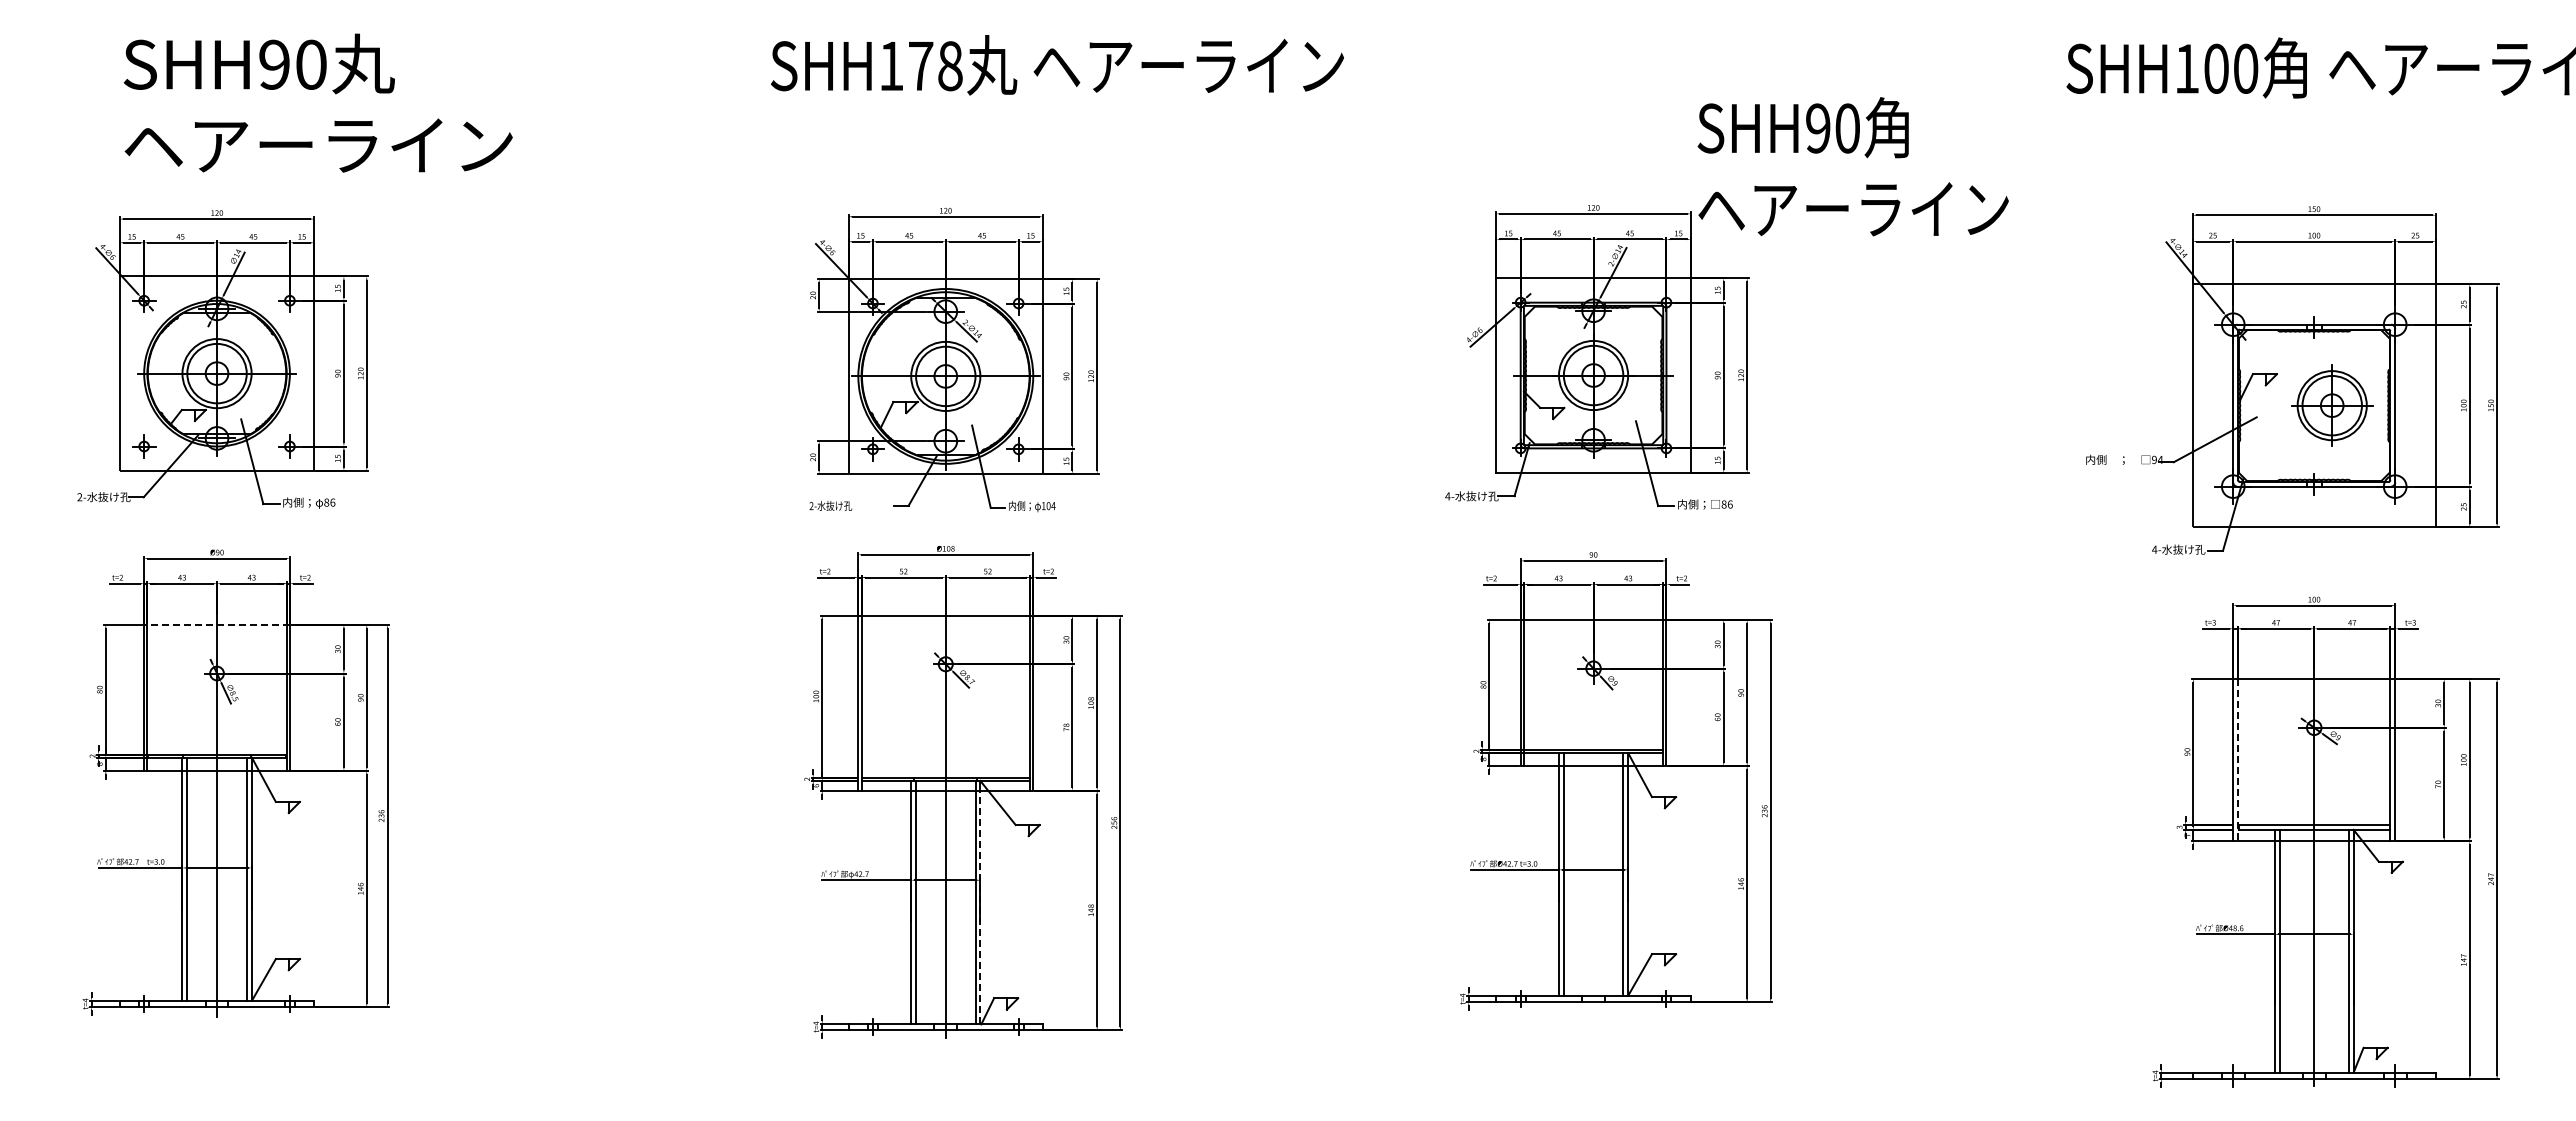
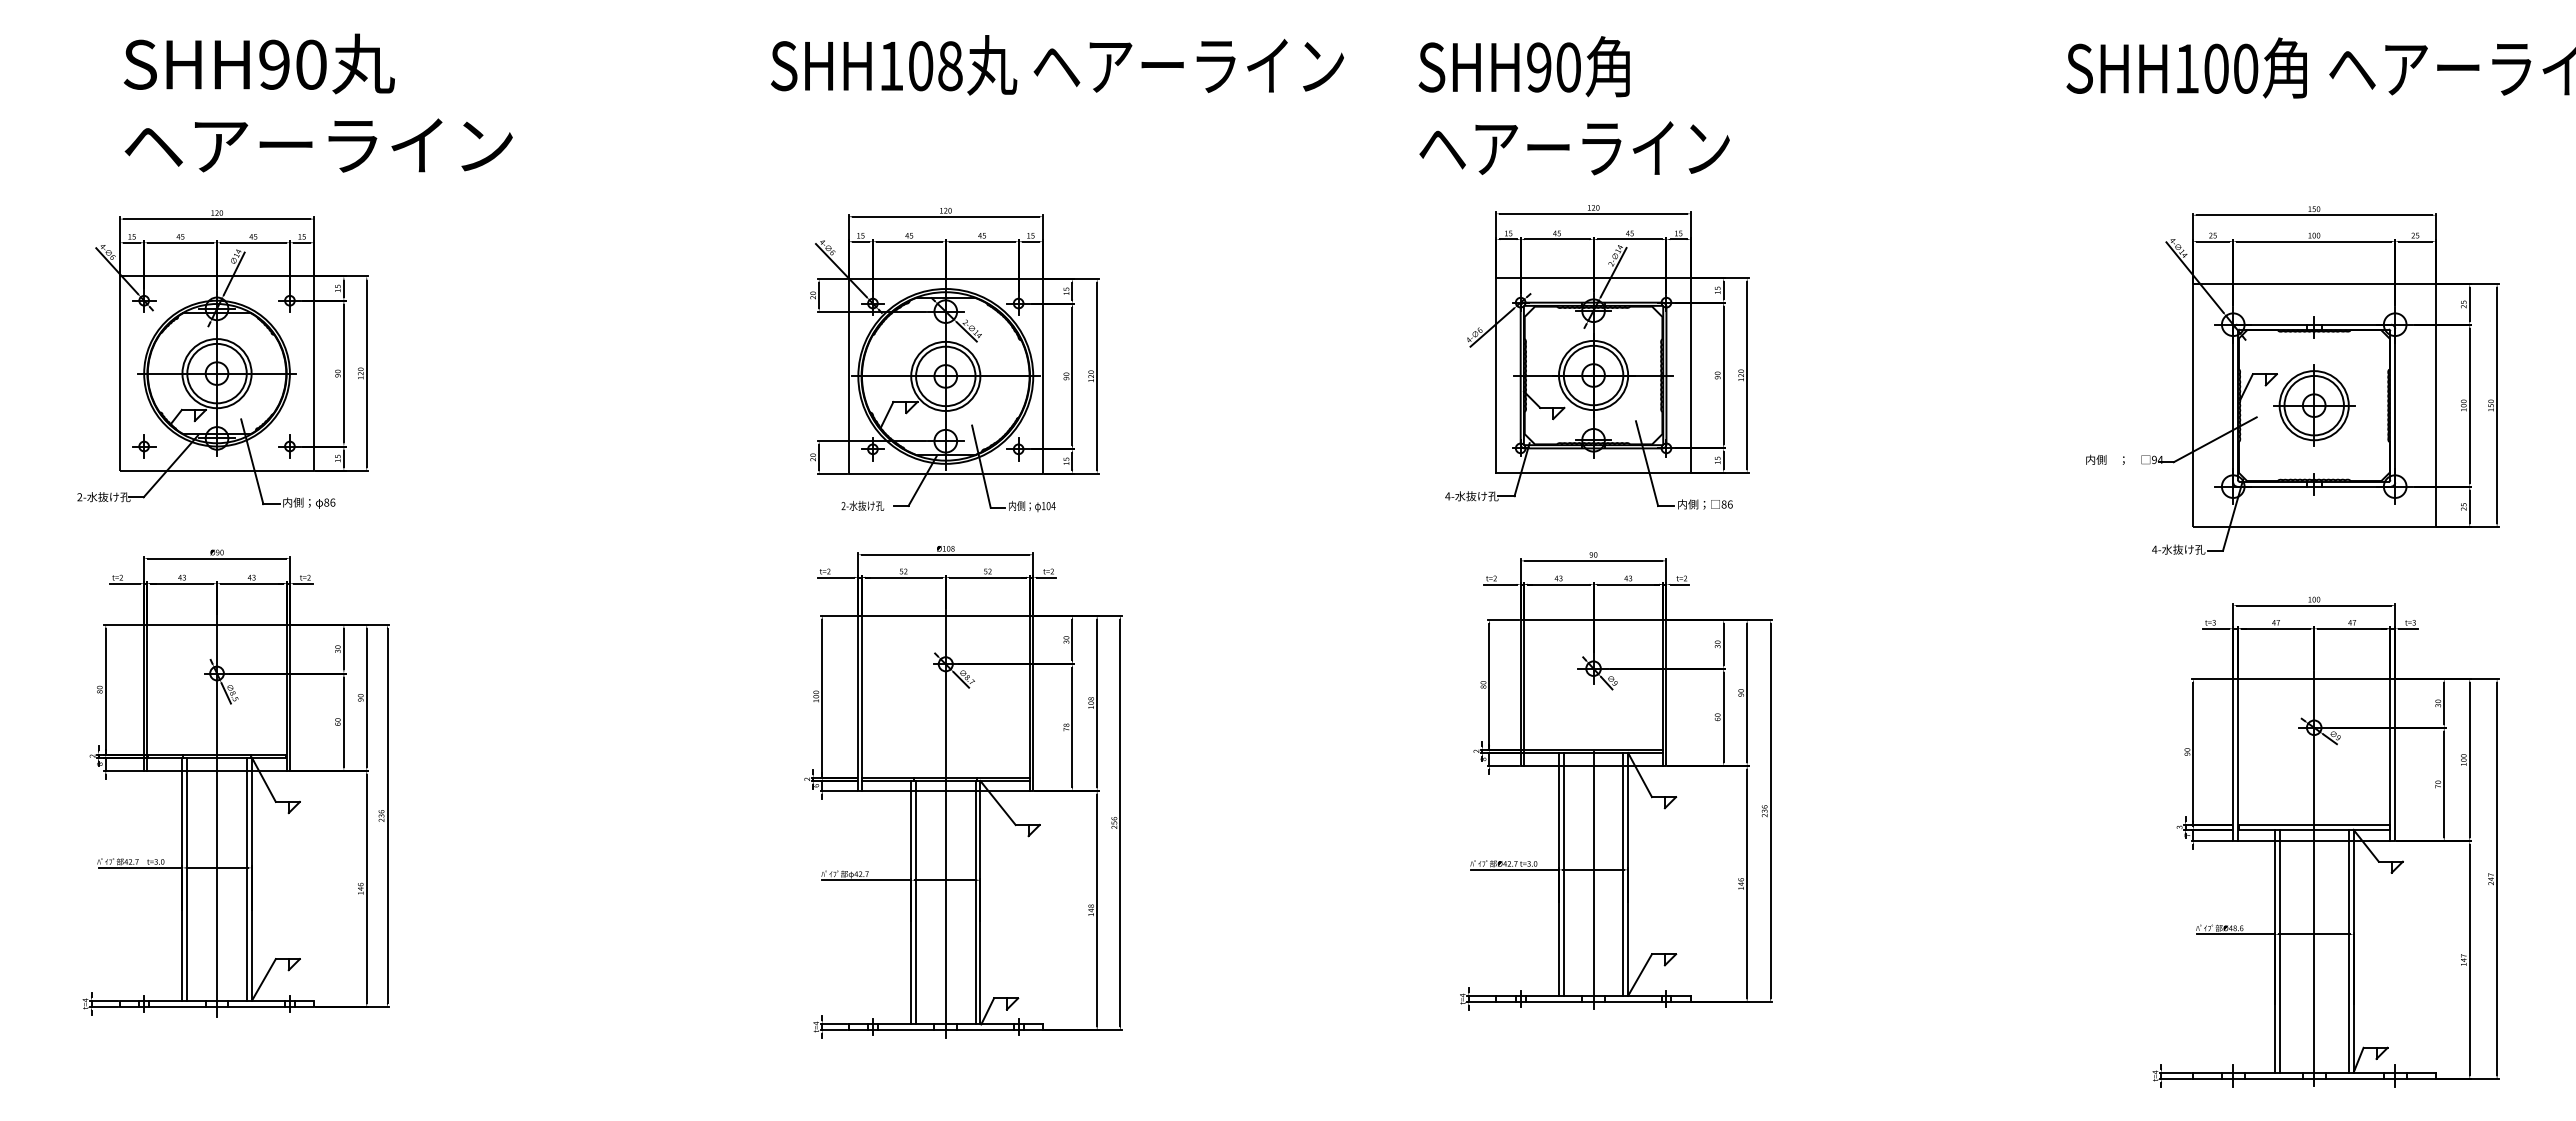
text: SHH178 -> SHH108 (921, 66)
text position: (1852, 166) -> (1573, 105) (1573, 105)
part position: (2332, 405) -> (2314, 405) (2314, 405)
text position: (830, 505) -> (862, 505) (862, 505)
line: dashed -> solid (217, 624)
line: dashed -> solid (2238, 760)
line: none -> present (1593, 880)
line: dashed -> solid (980, 907)
